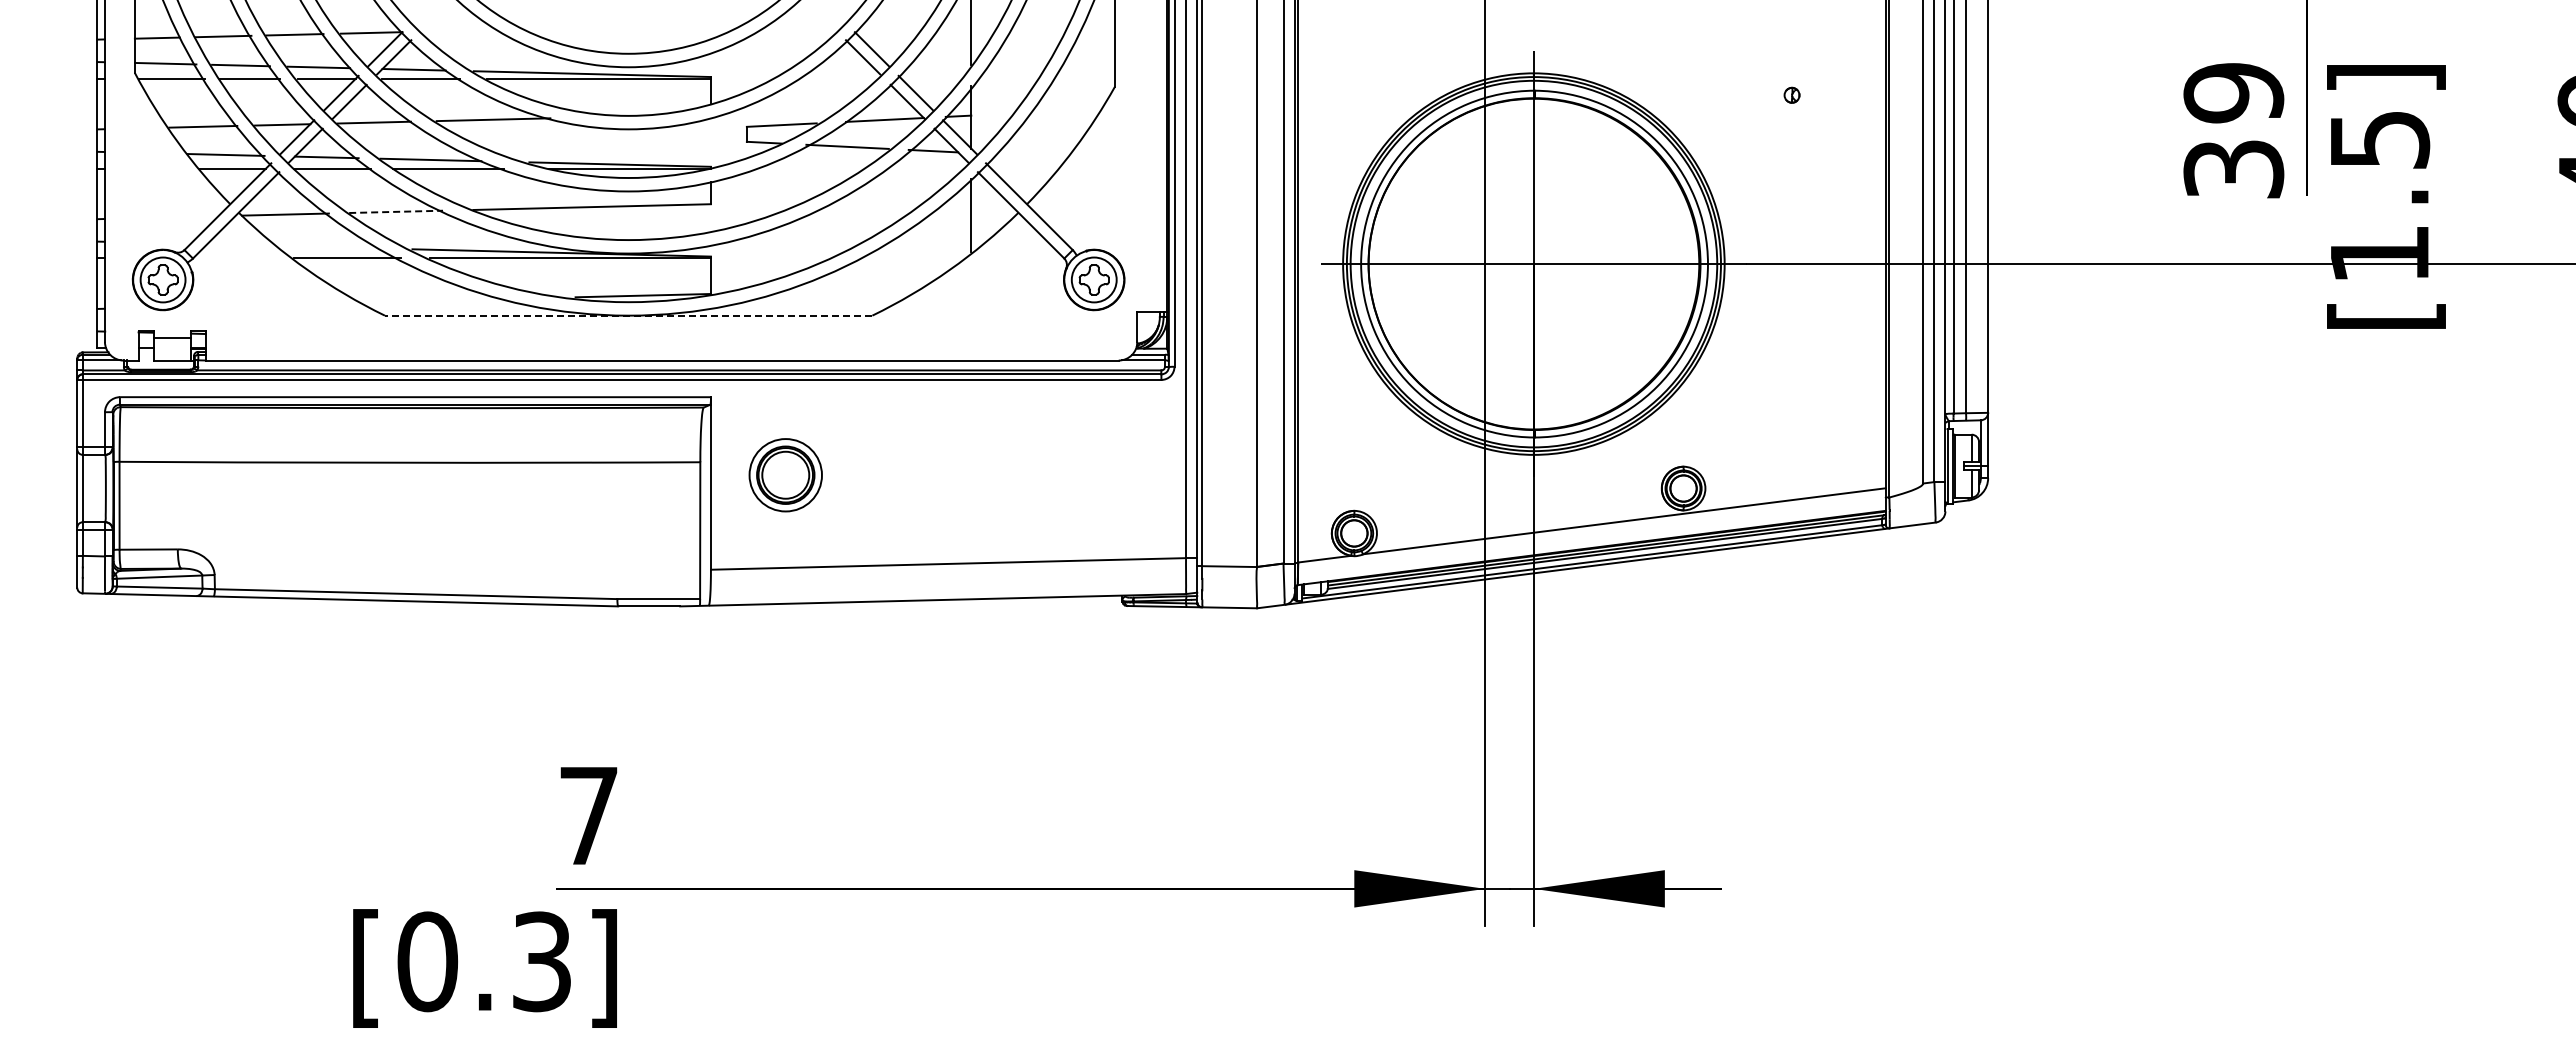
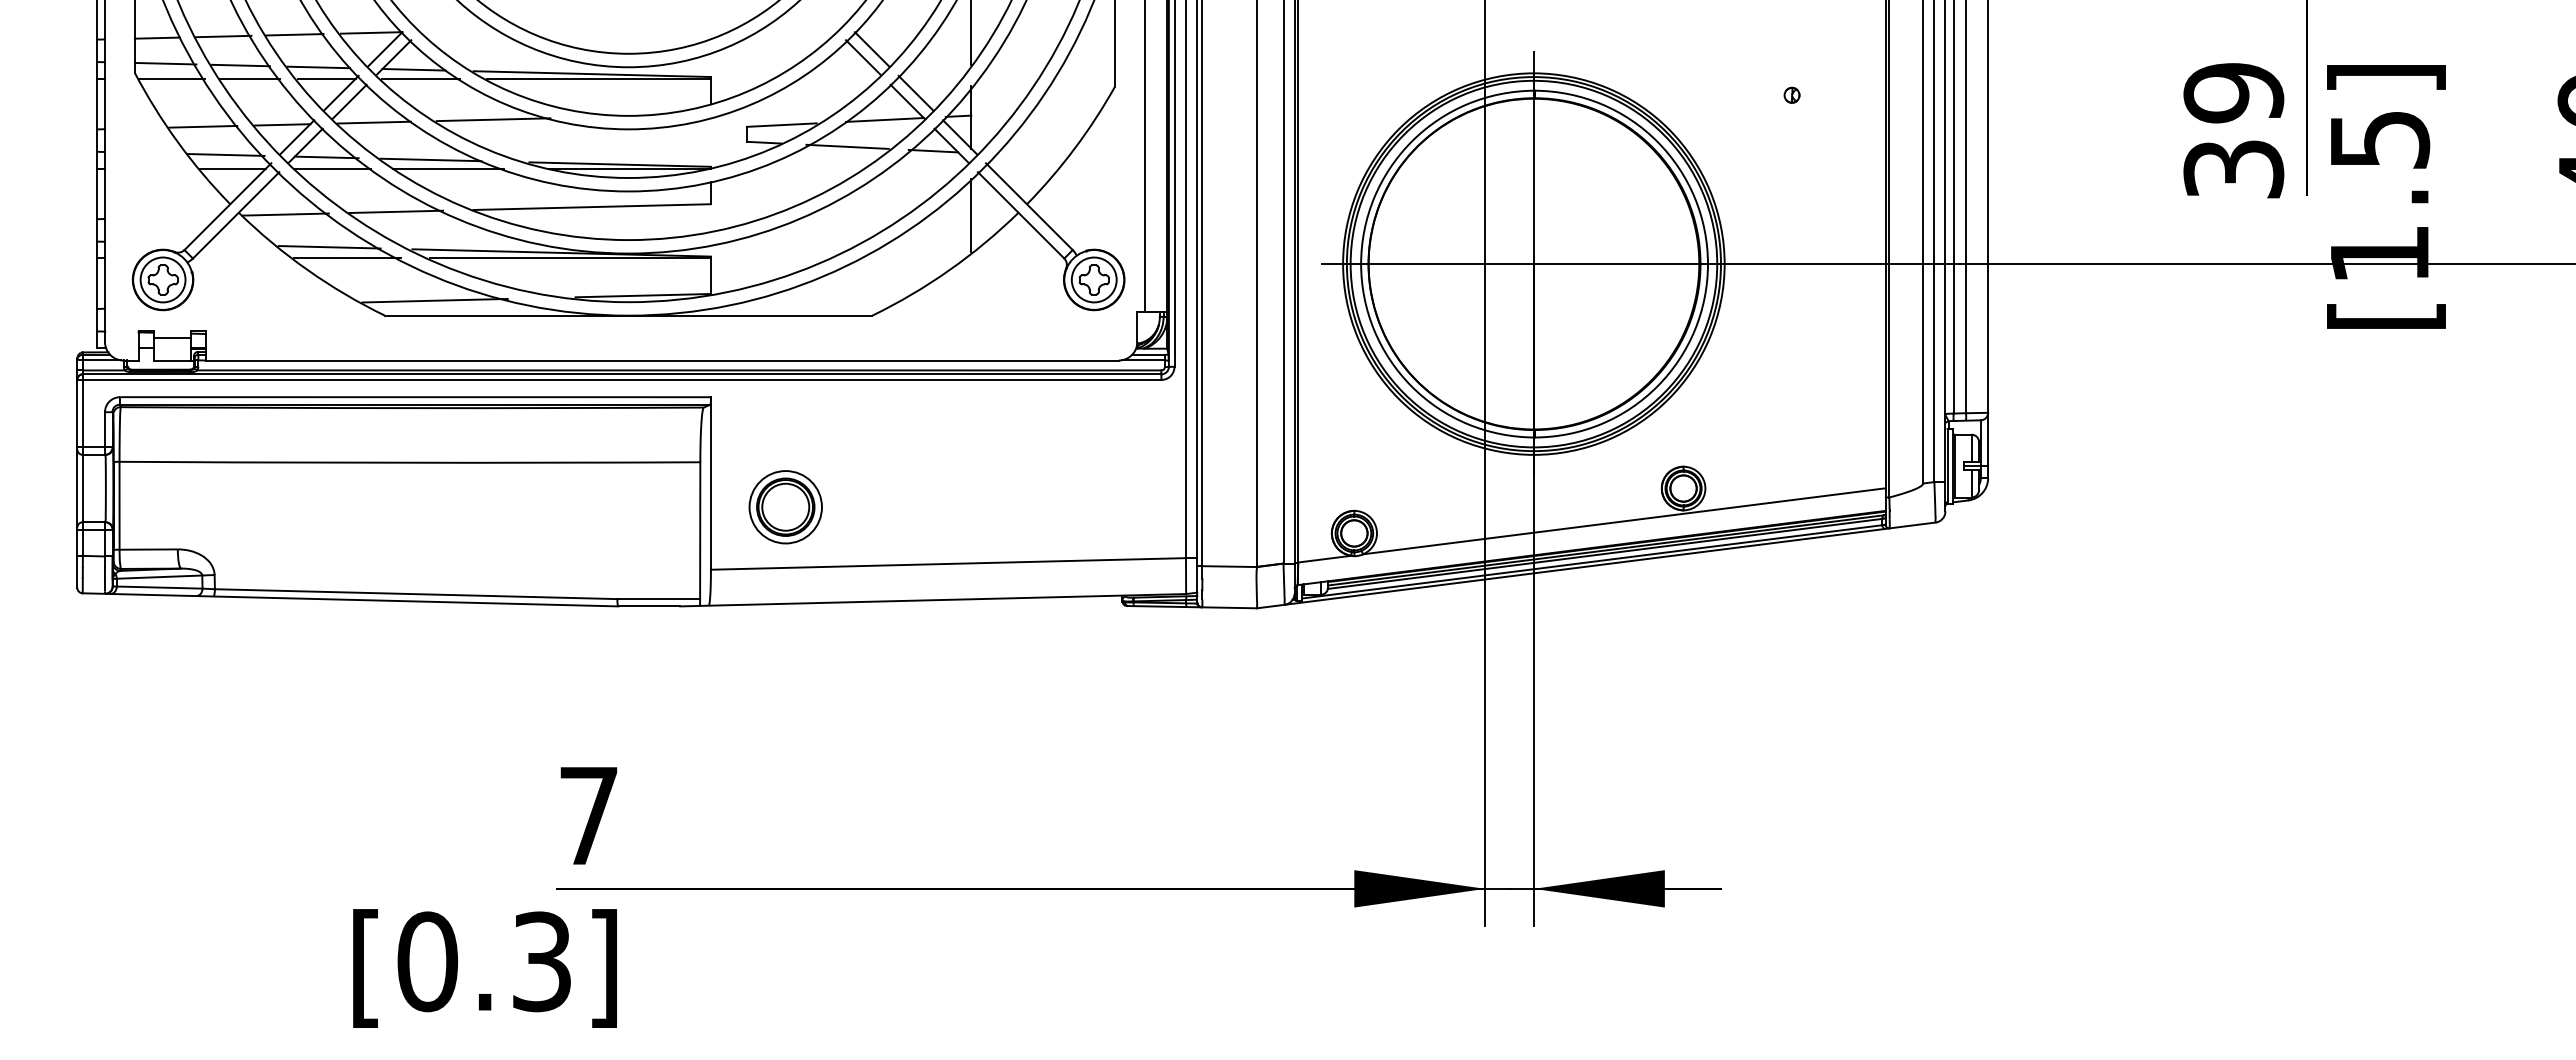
line: none -> present (1144, 156)
line: dashed -> solid (396, 211)
line: none -> present (329, 247)
line: none -> present (434, 300)
line: dashed -> solid (628, 315)
part position: (785, 475) -> (785, 507) (785, 507)
